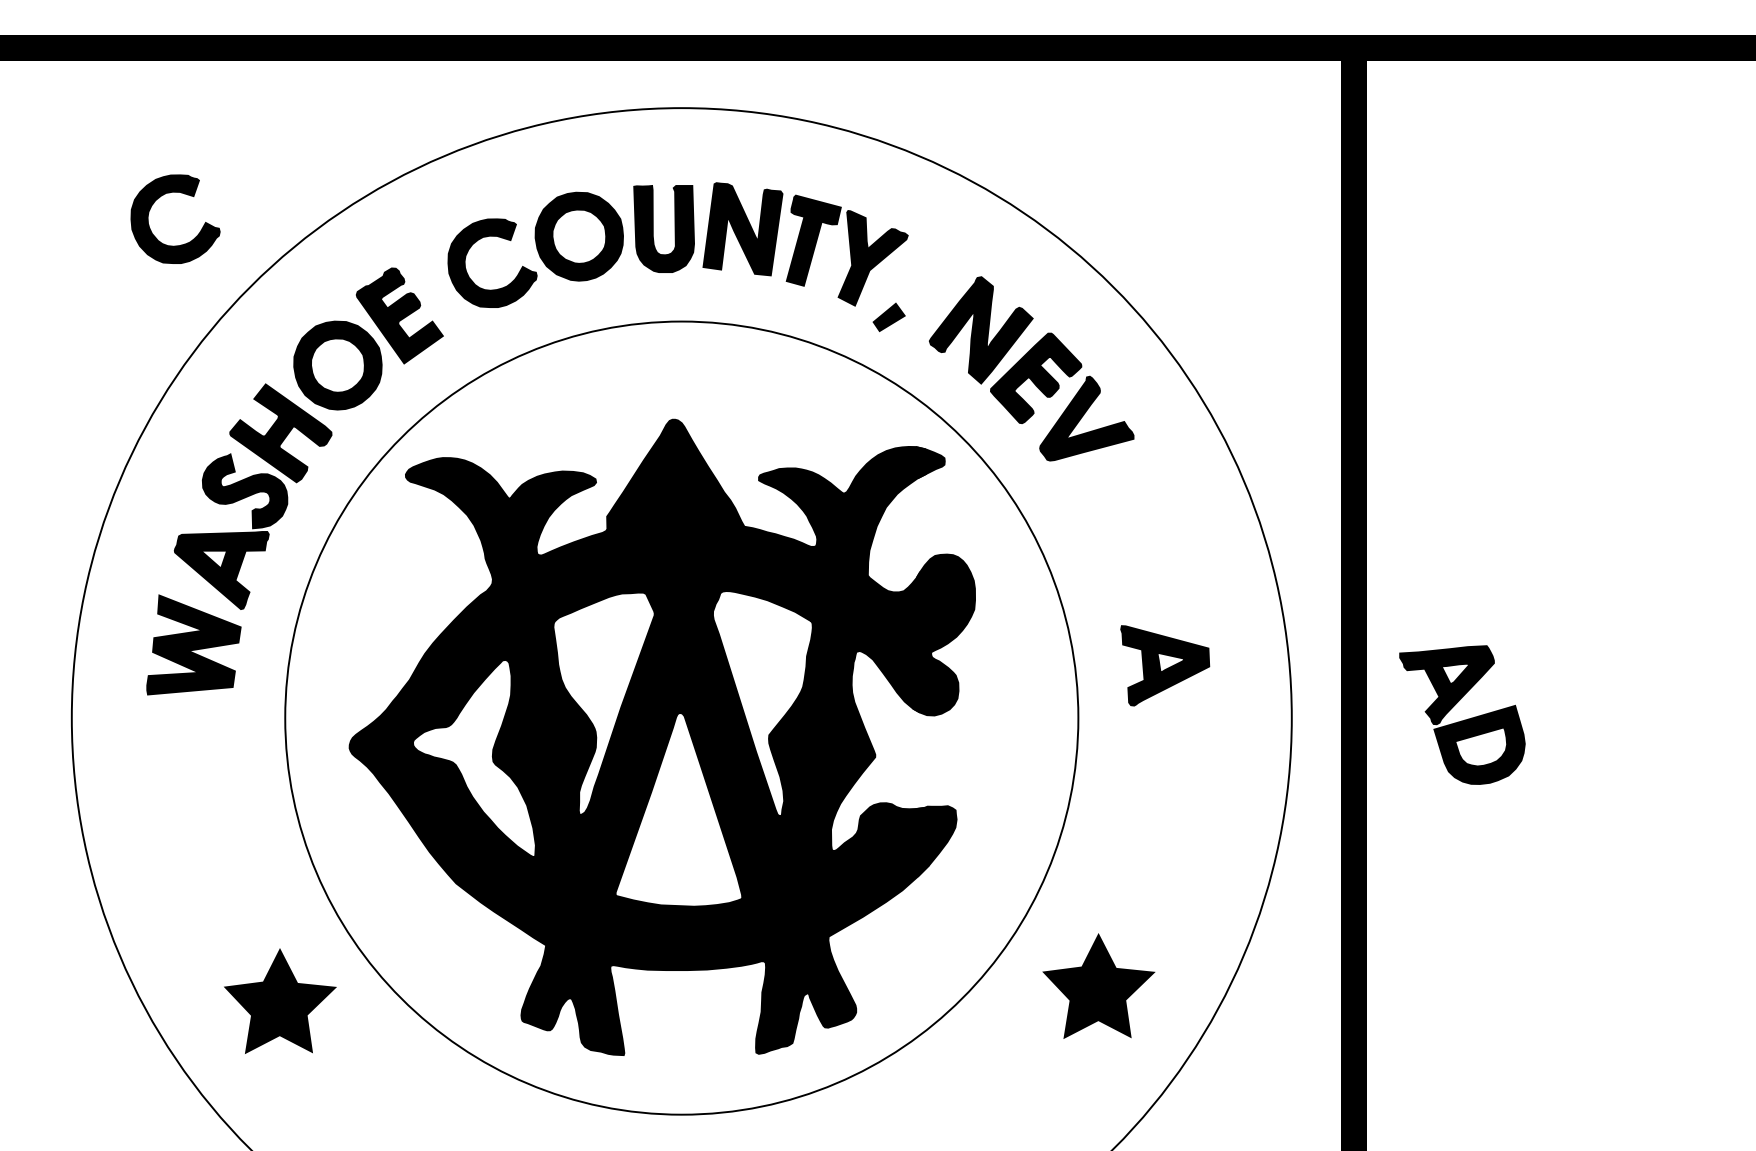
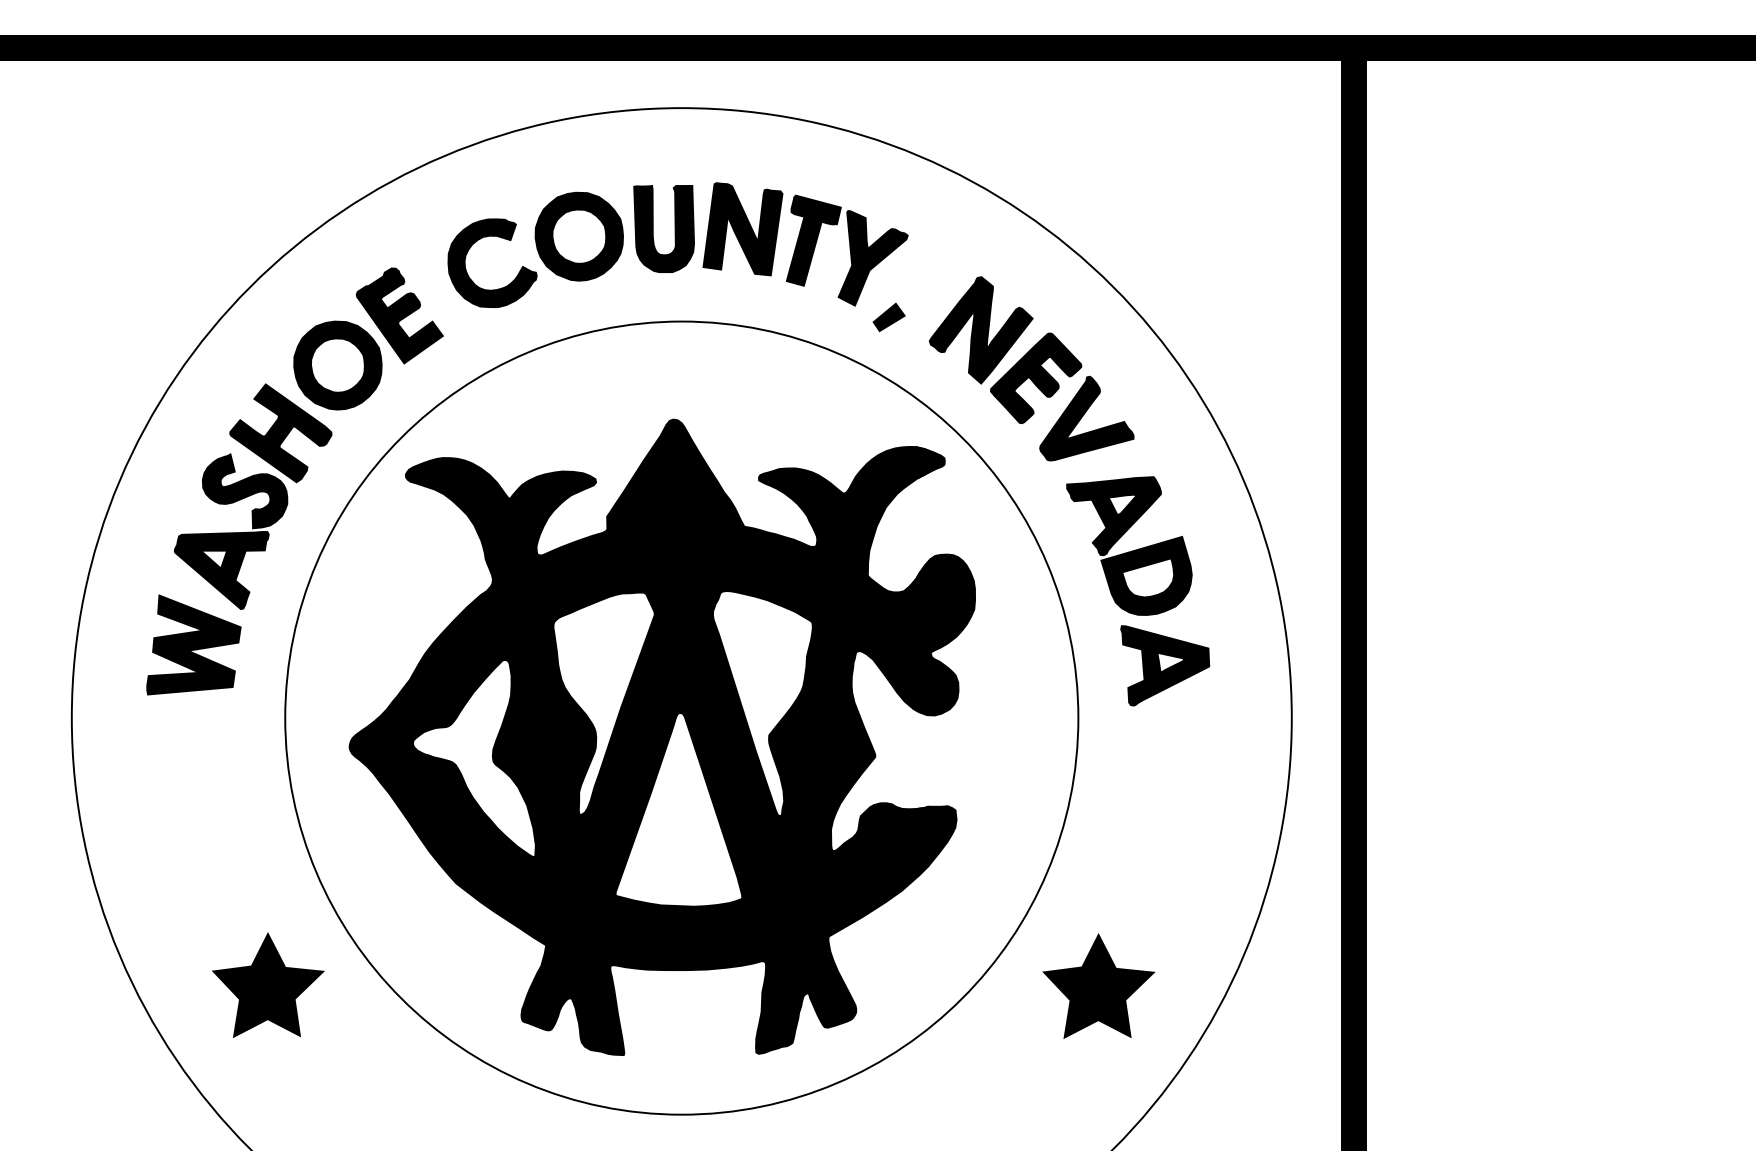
part: present -> none (159, 198)
part position: (1462, 714) -> (1129, 545) (1129, 545)
part position: (280, 1000) -> (268, 984) (268, 984)
